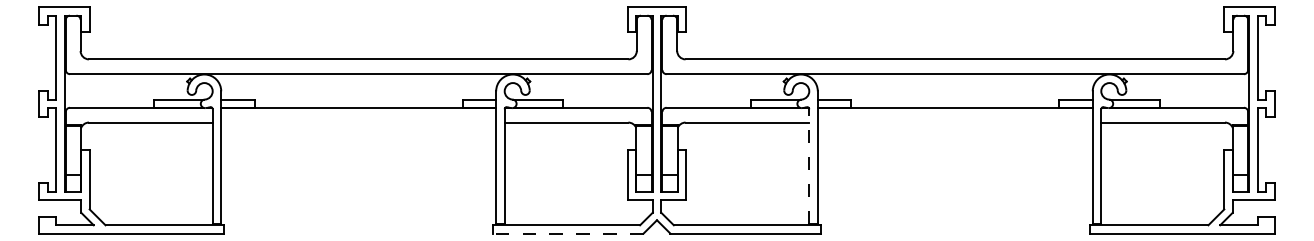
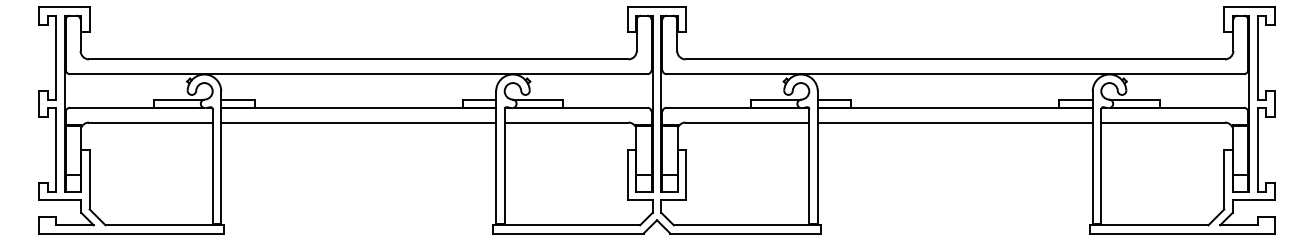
line: none -> present (358, 122)
line: none -> present (954, 122)
line: dashed -> solid (809, 166)
line: dashed -> solid (567, 233)
